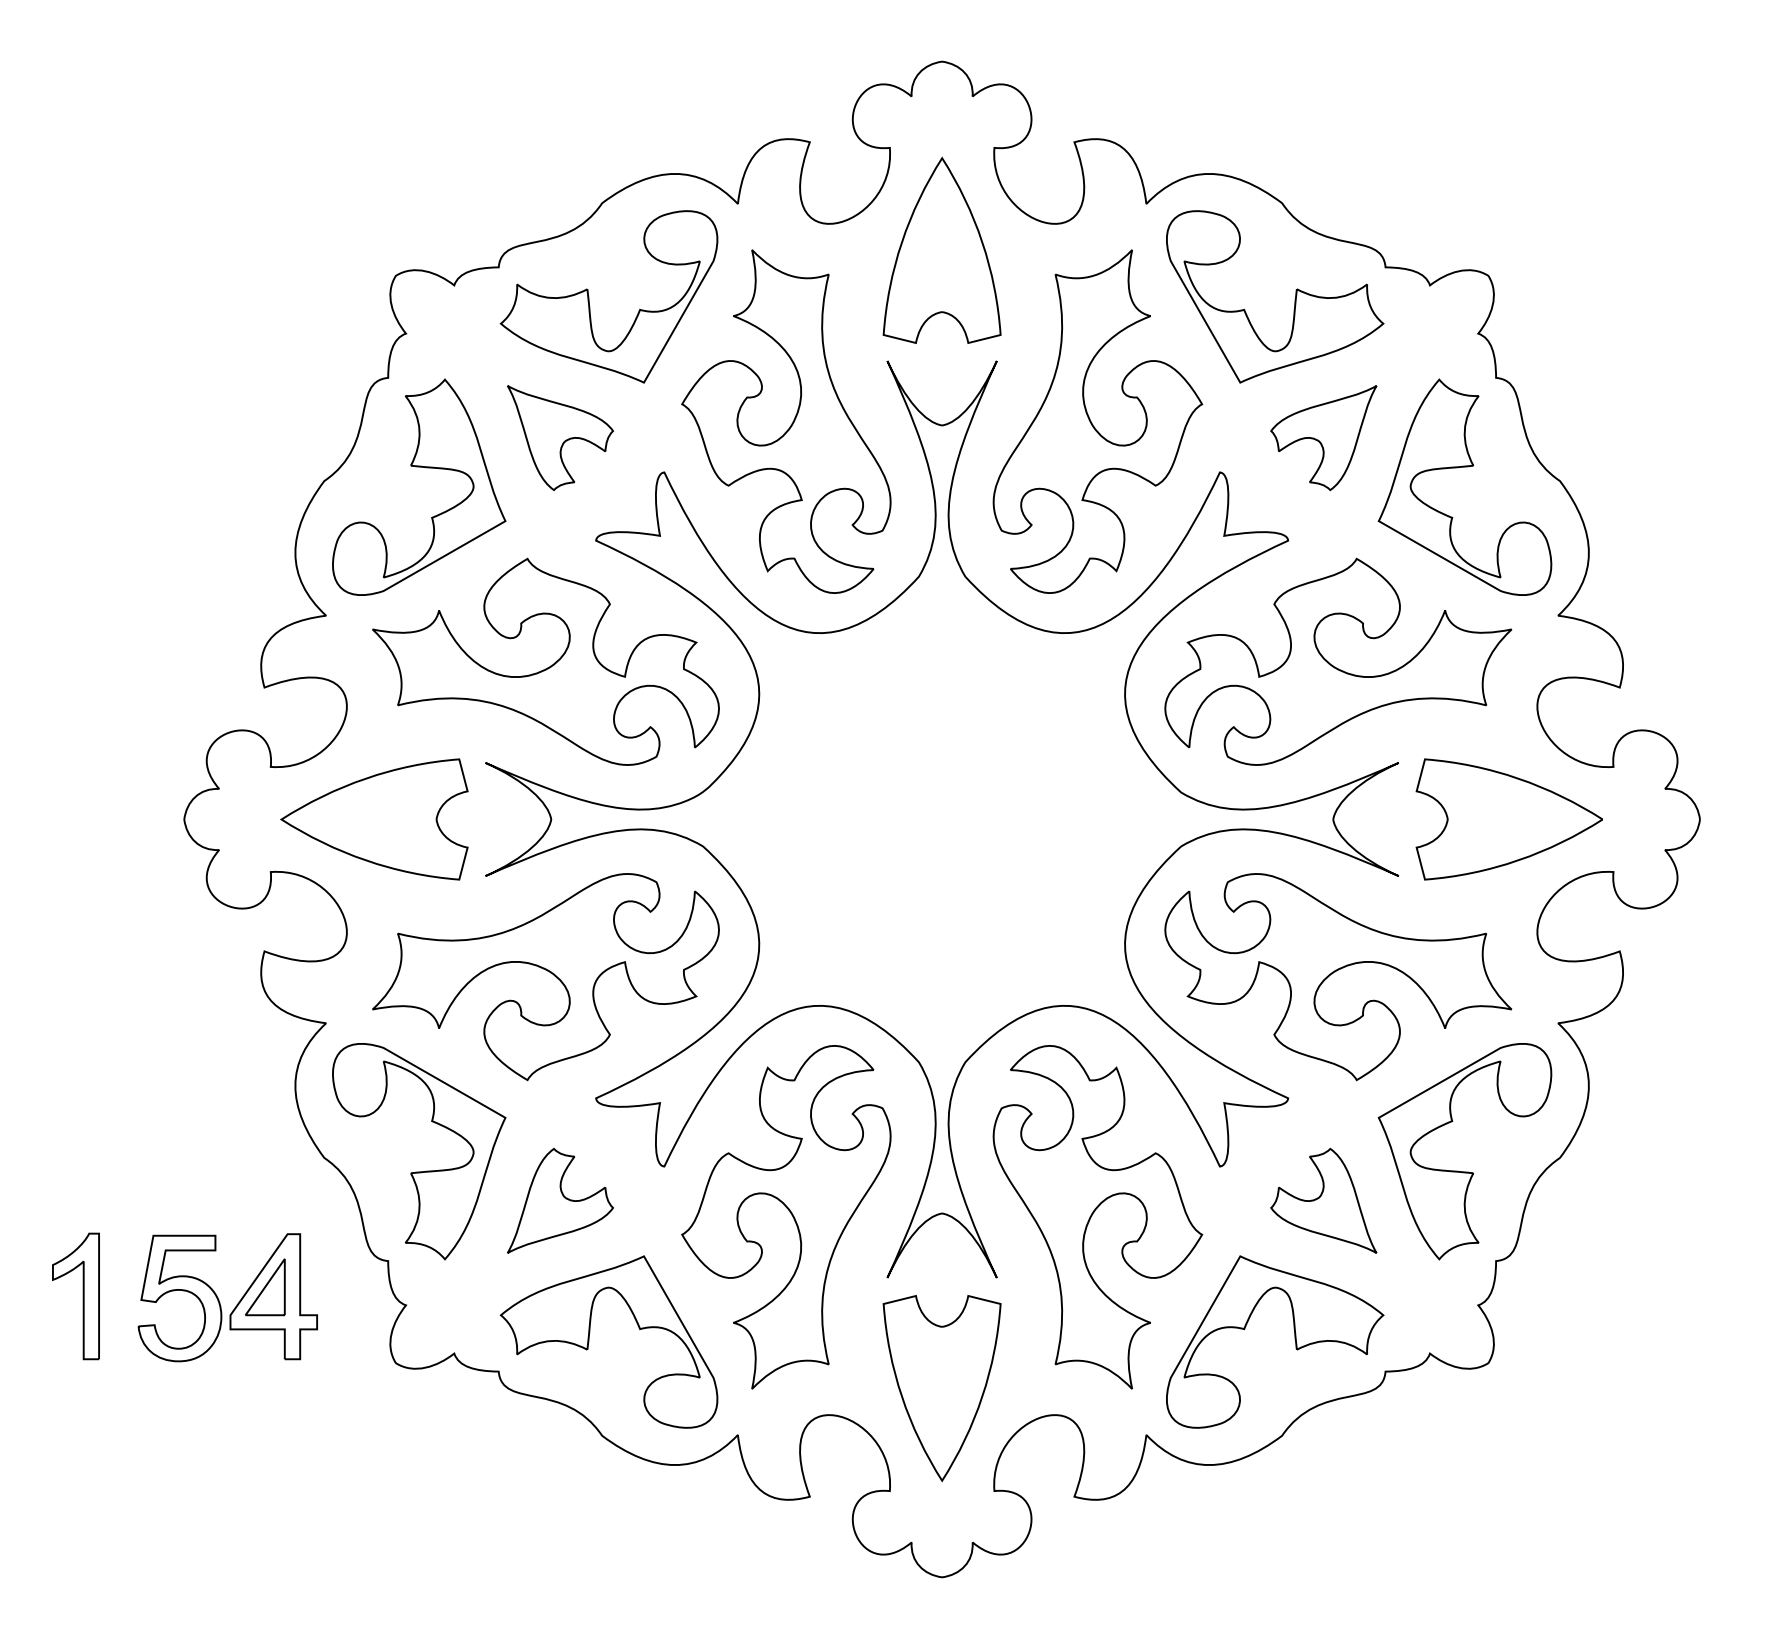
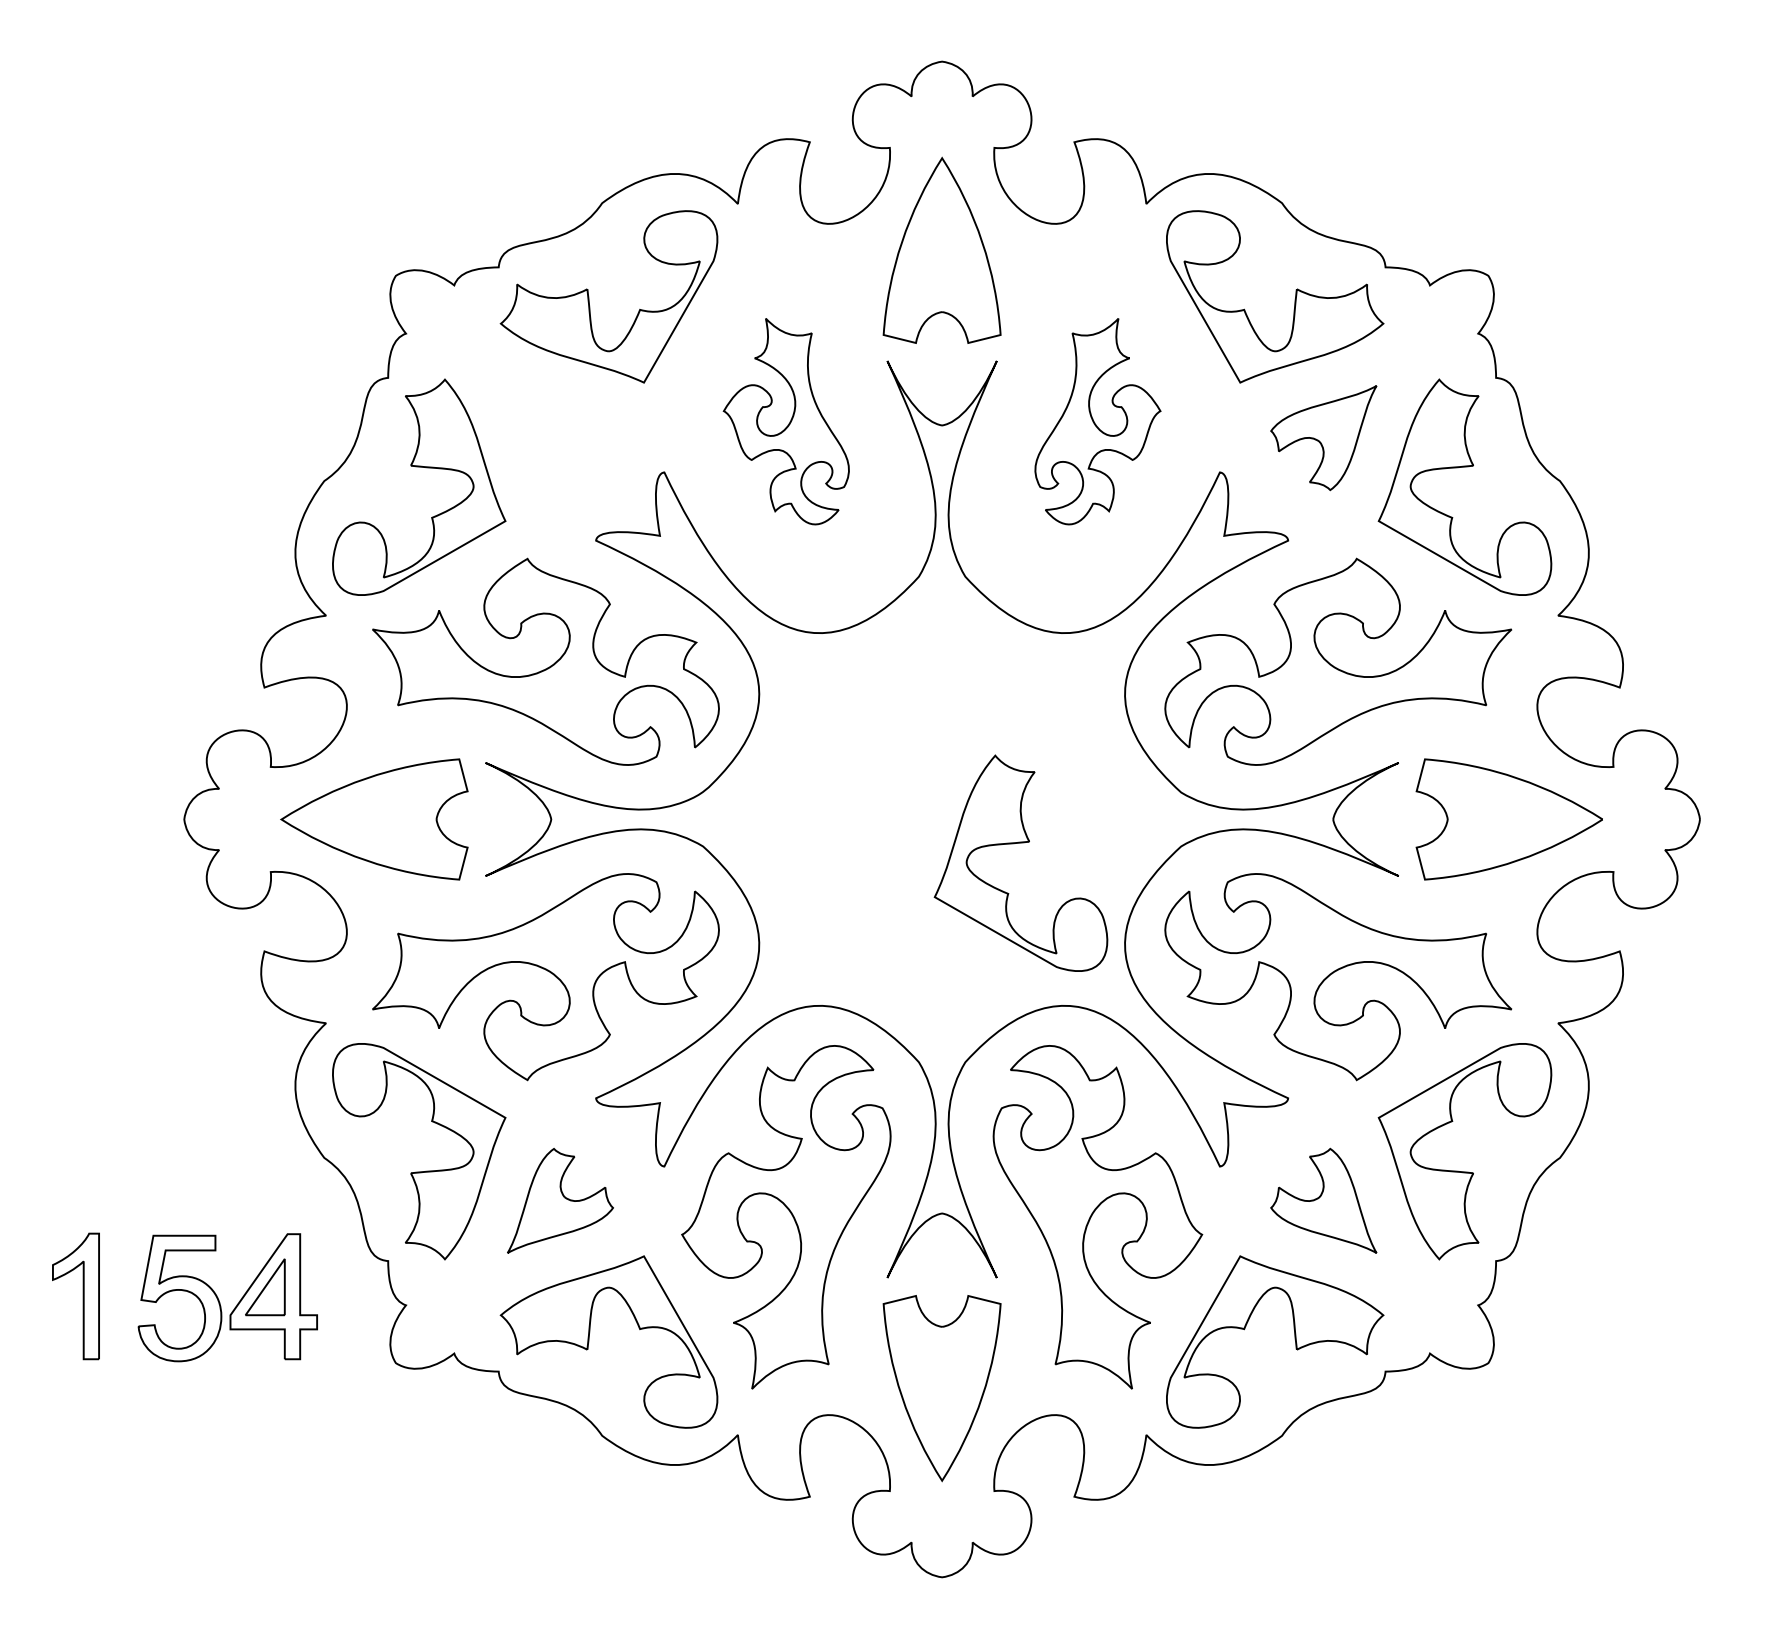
part size: 211x345 px -> 128x208 px (785, 421)
part size: 212x345 px -> 128x208 px (1097, 421)
part: present -> none (560, 437)
part: none -> present (1014, 844)
